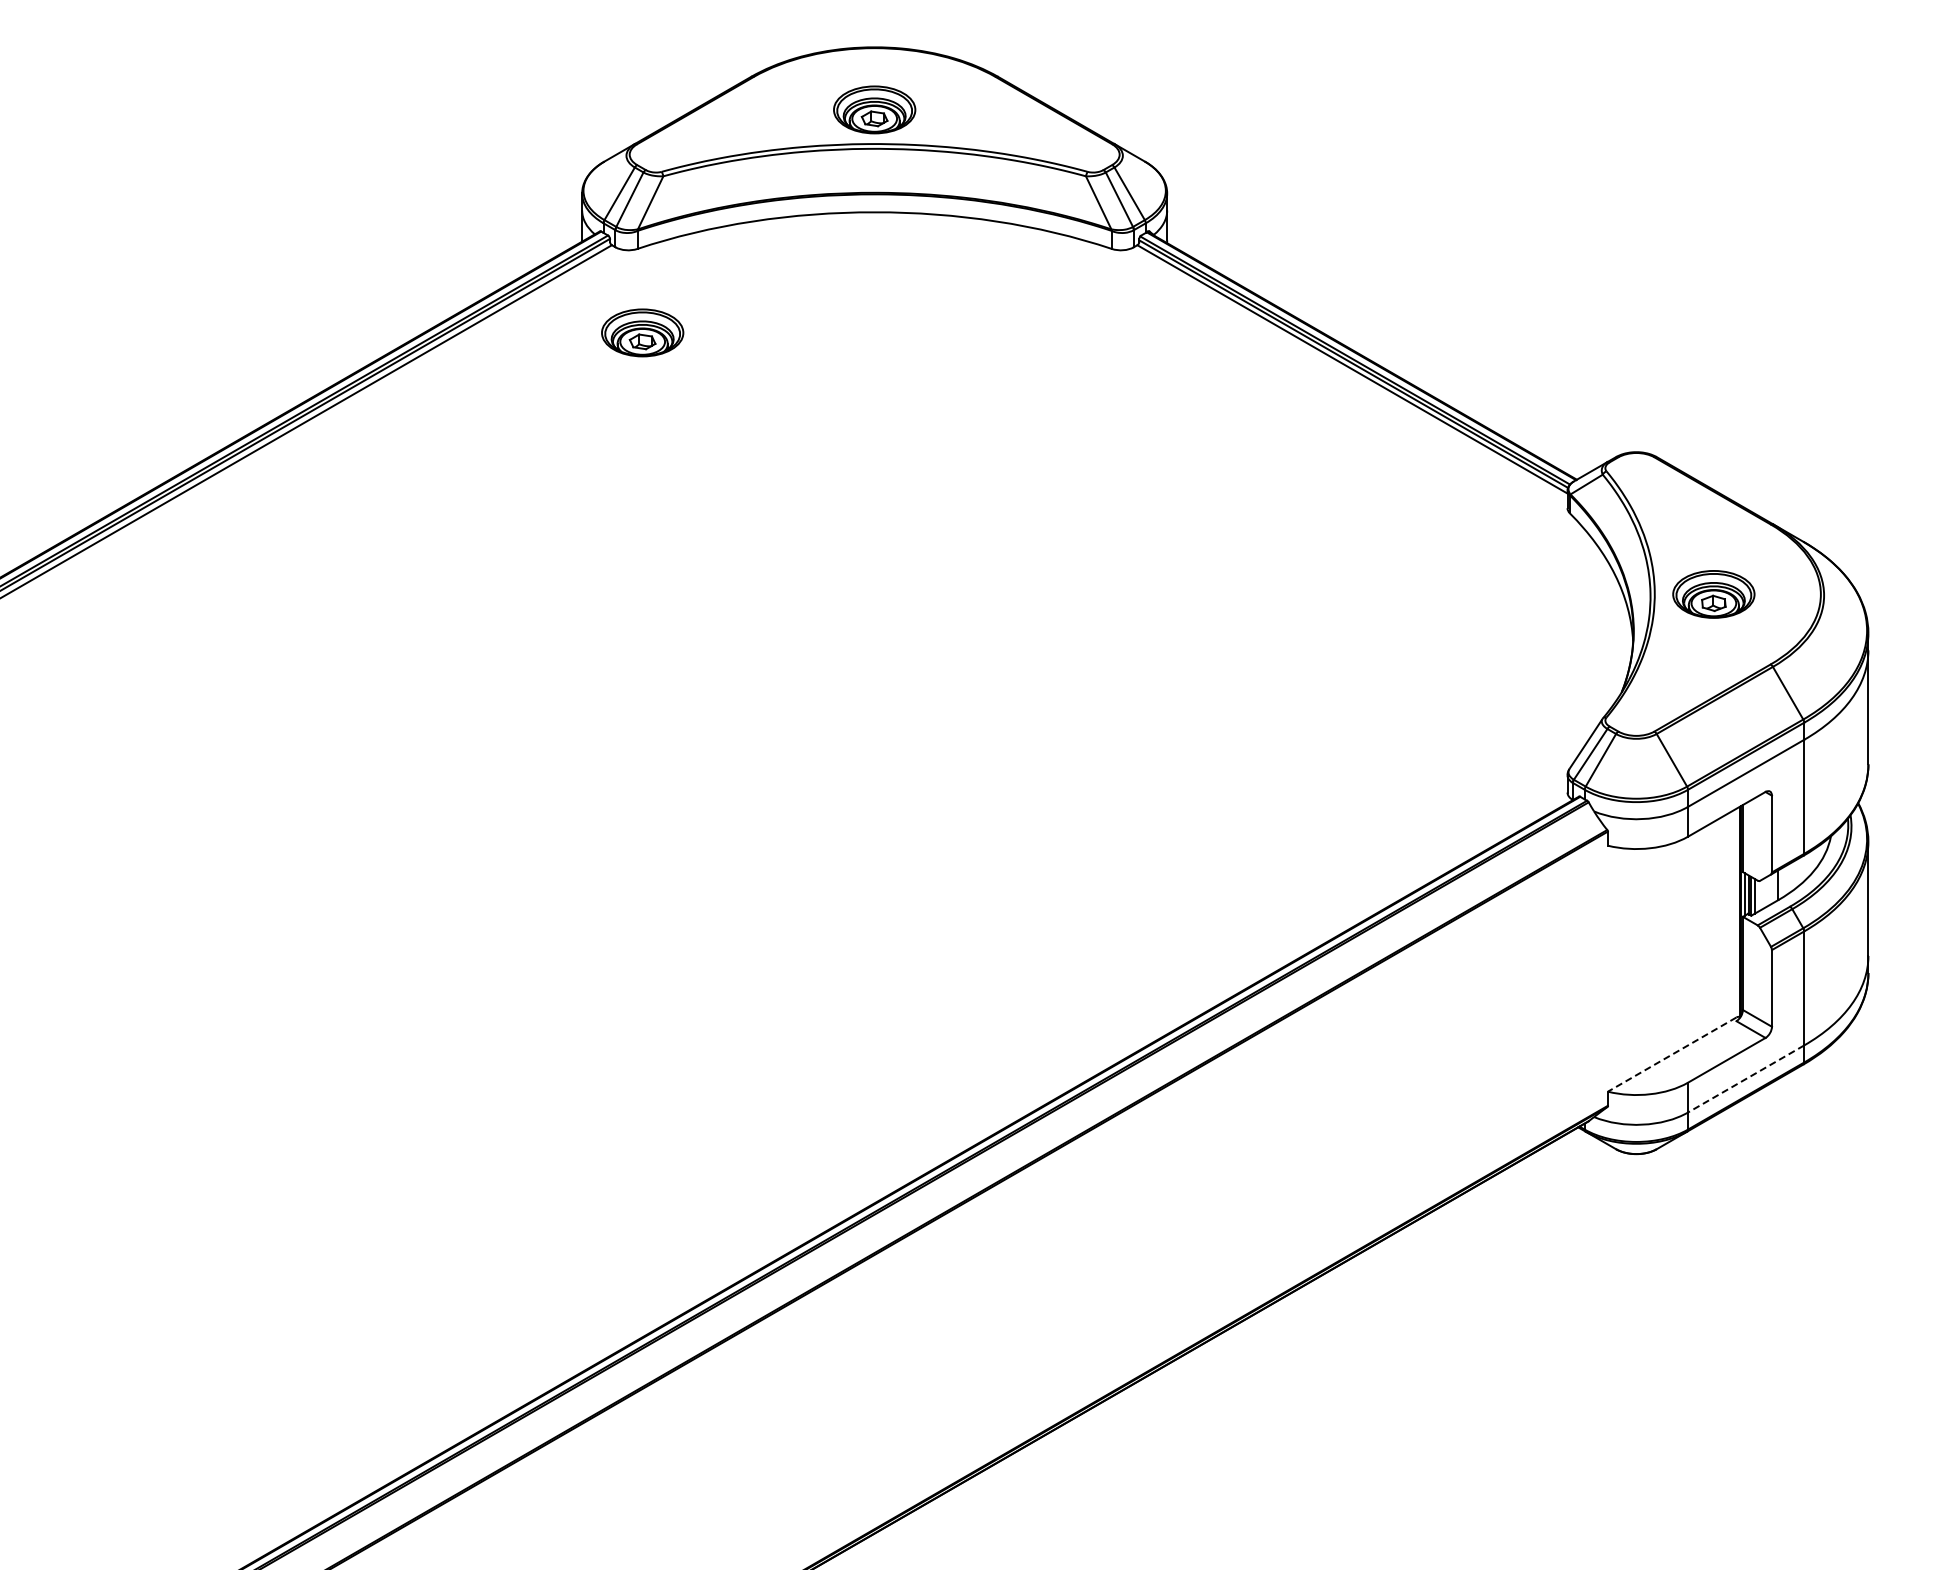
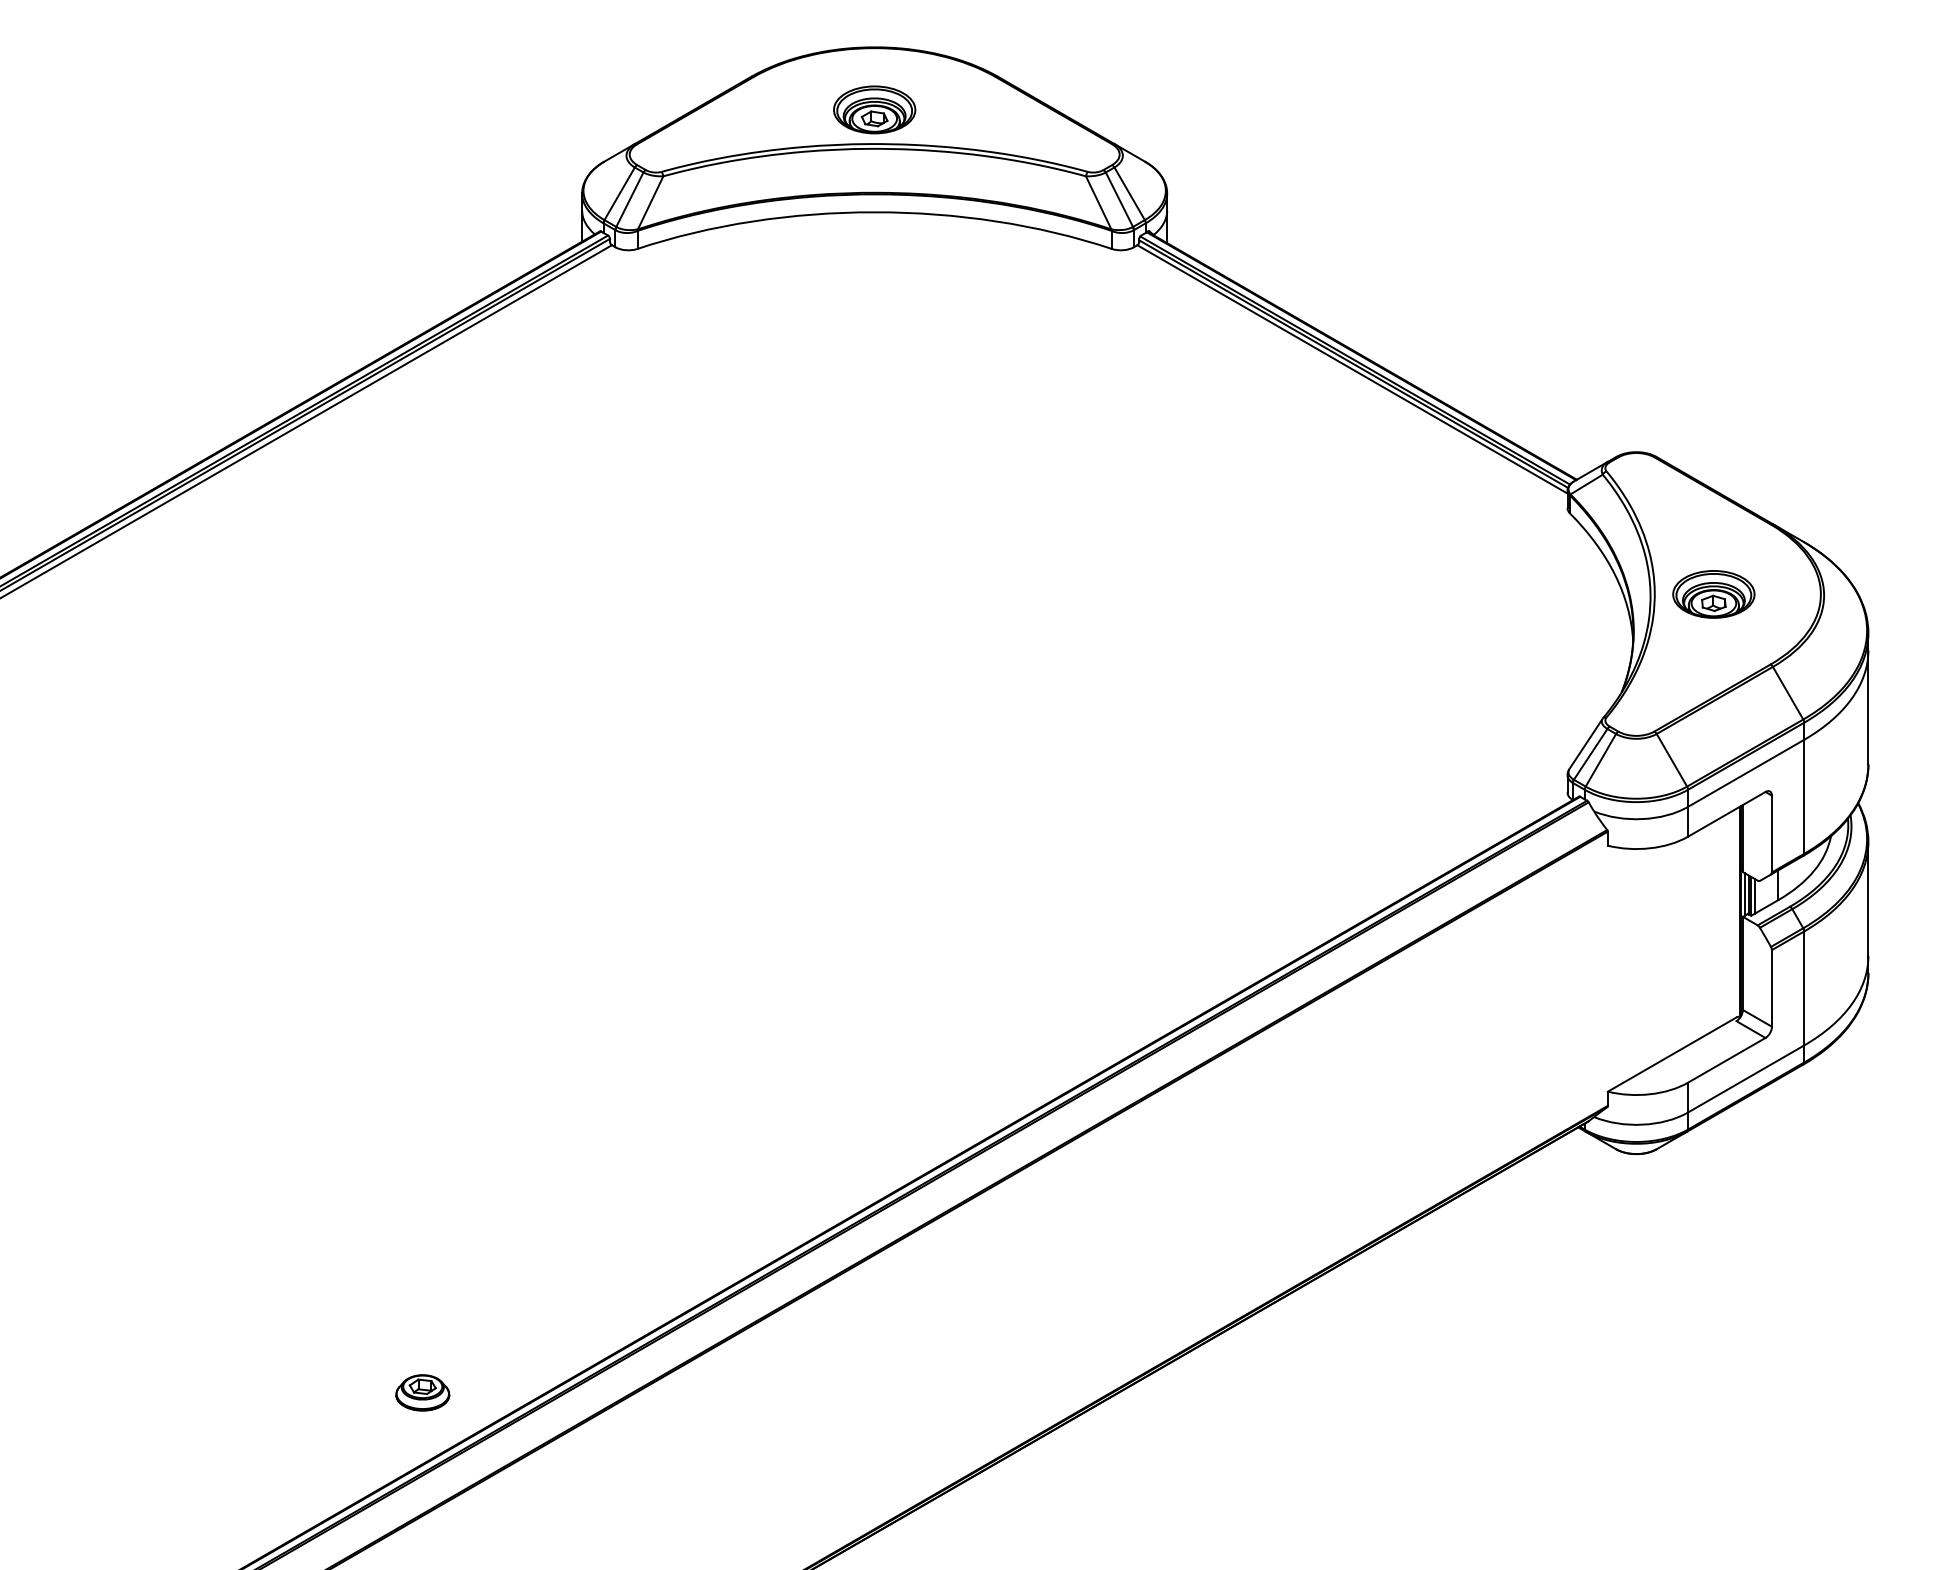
part: present -> none (642, 332)
line: dashed -> solid (1671, 1054)
line: dashed -> solid (1745, 1079)
part: none -> present (422, 1392)
